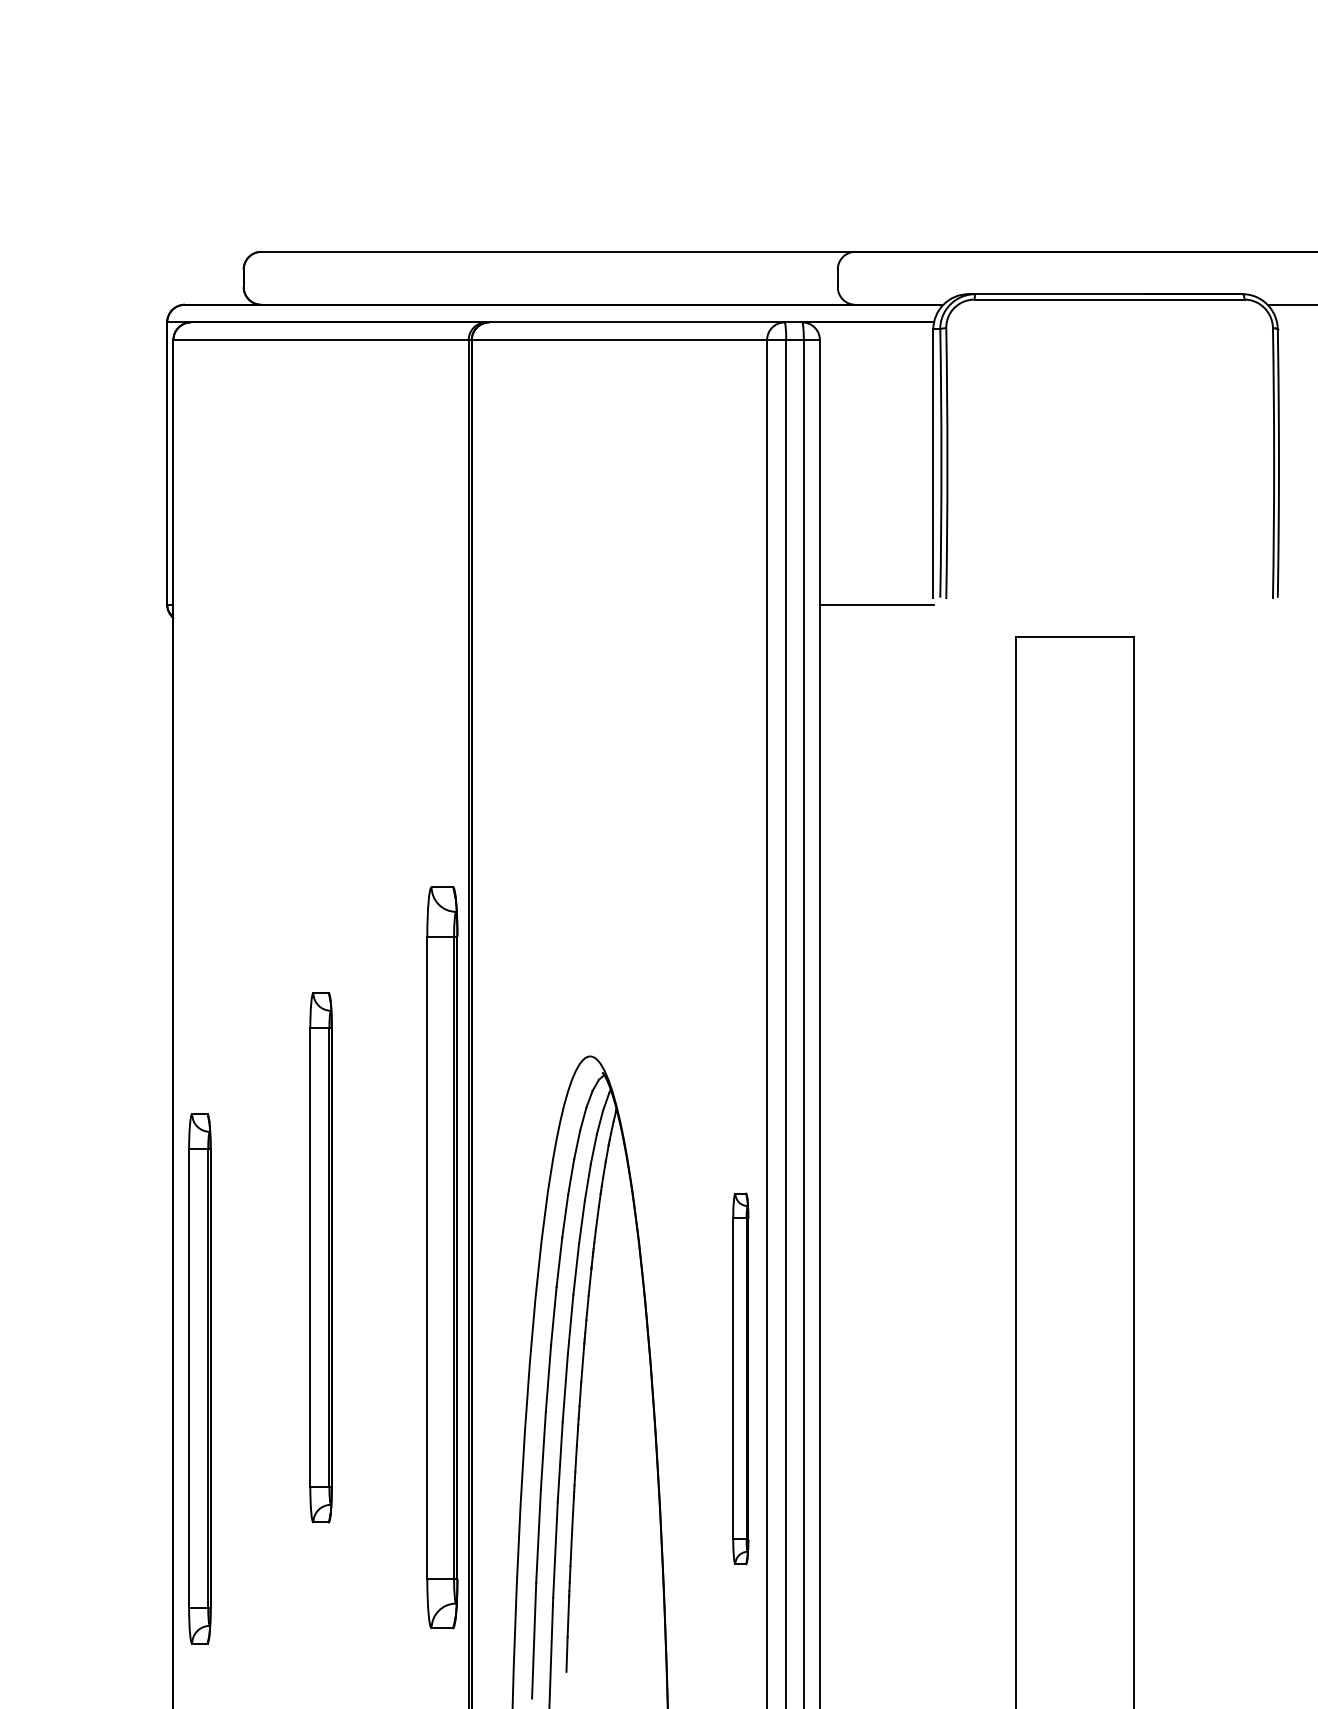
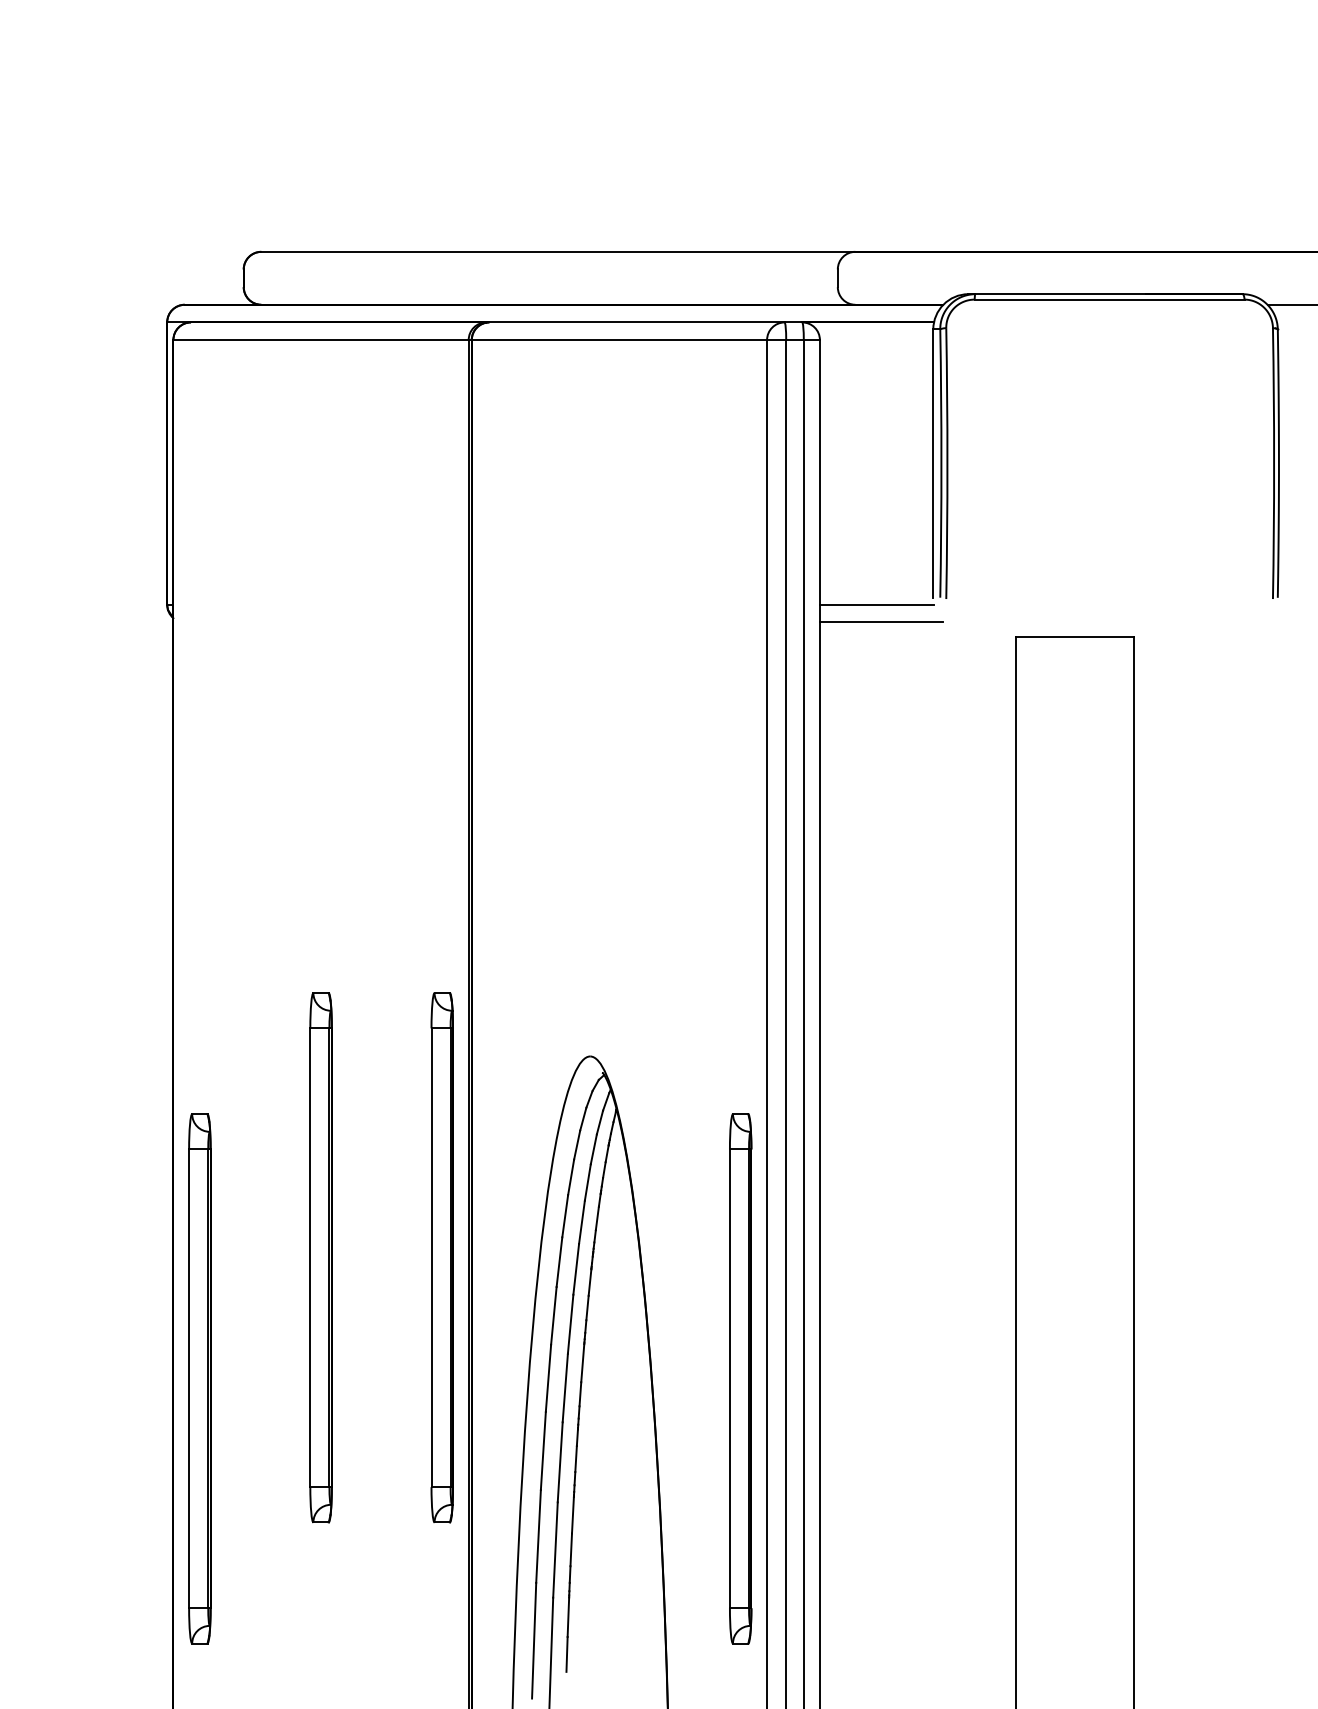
line: none -> present (881, 622)
part size: 33x744 px -> 24x532 px (441, 1257)
part size: 18x374 px -> 24x532 px (740, 1378)
